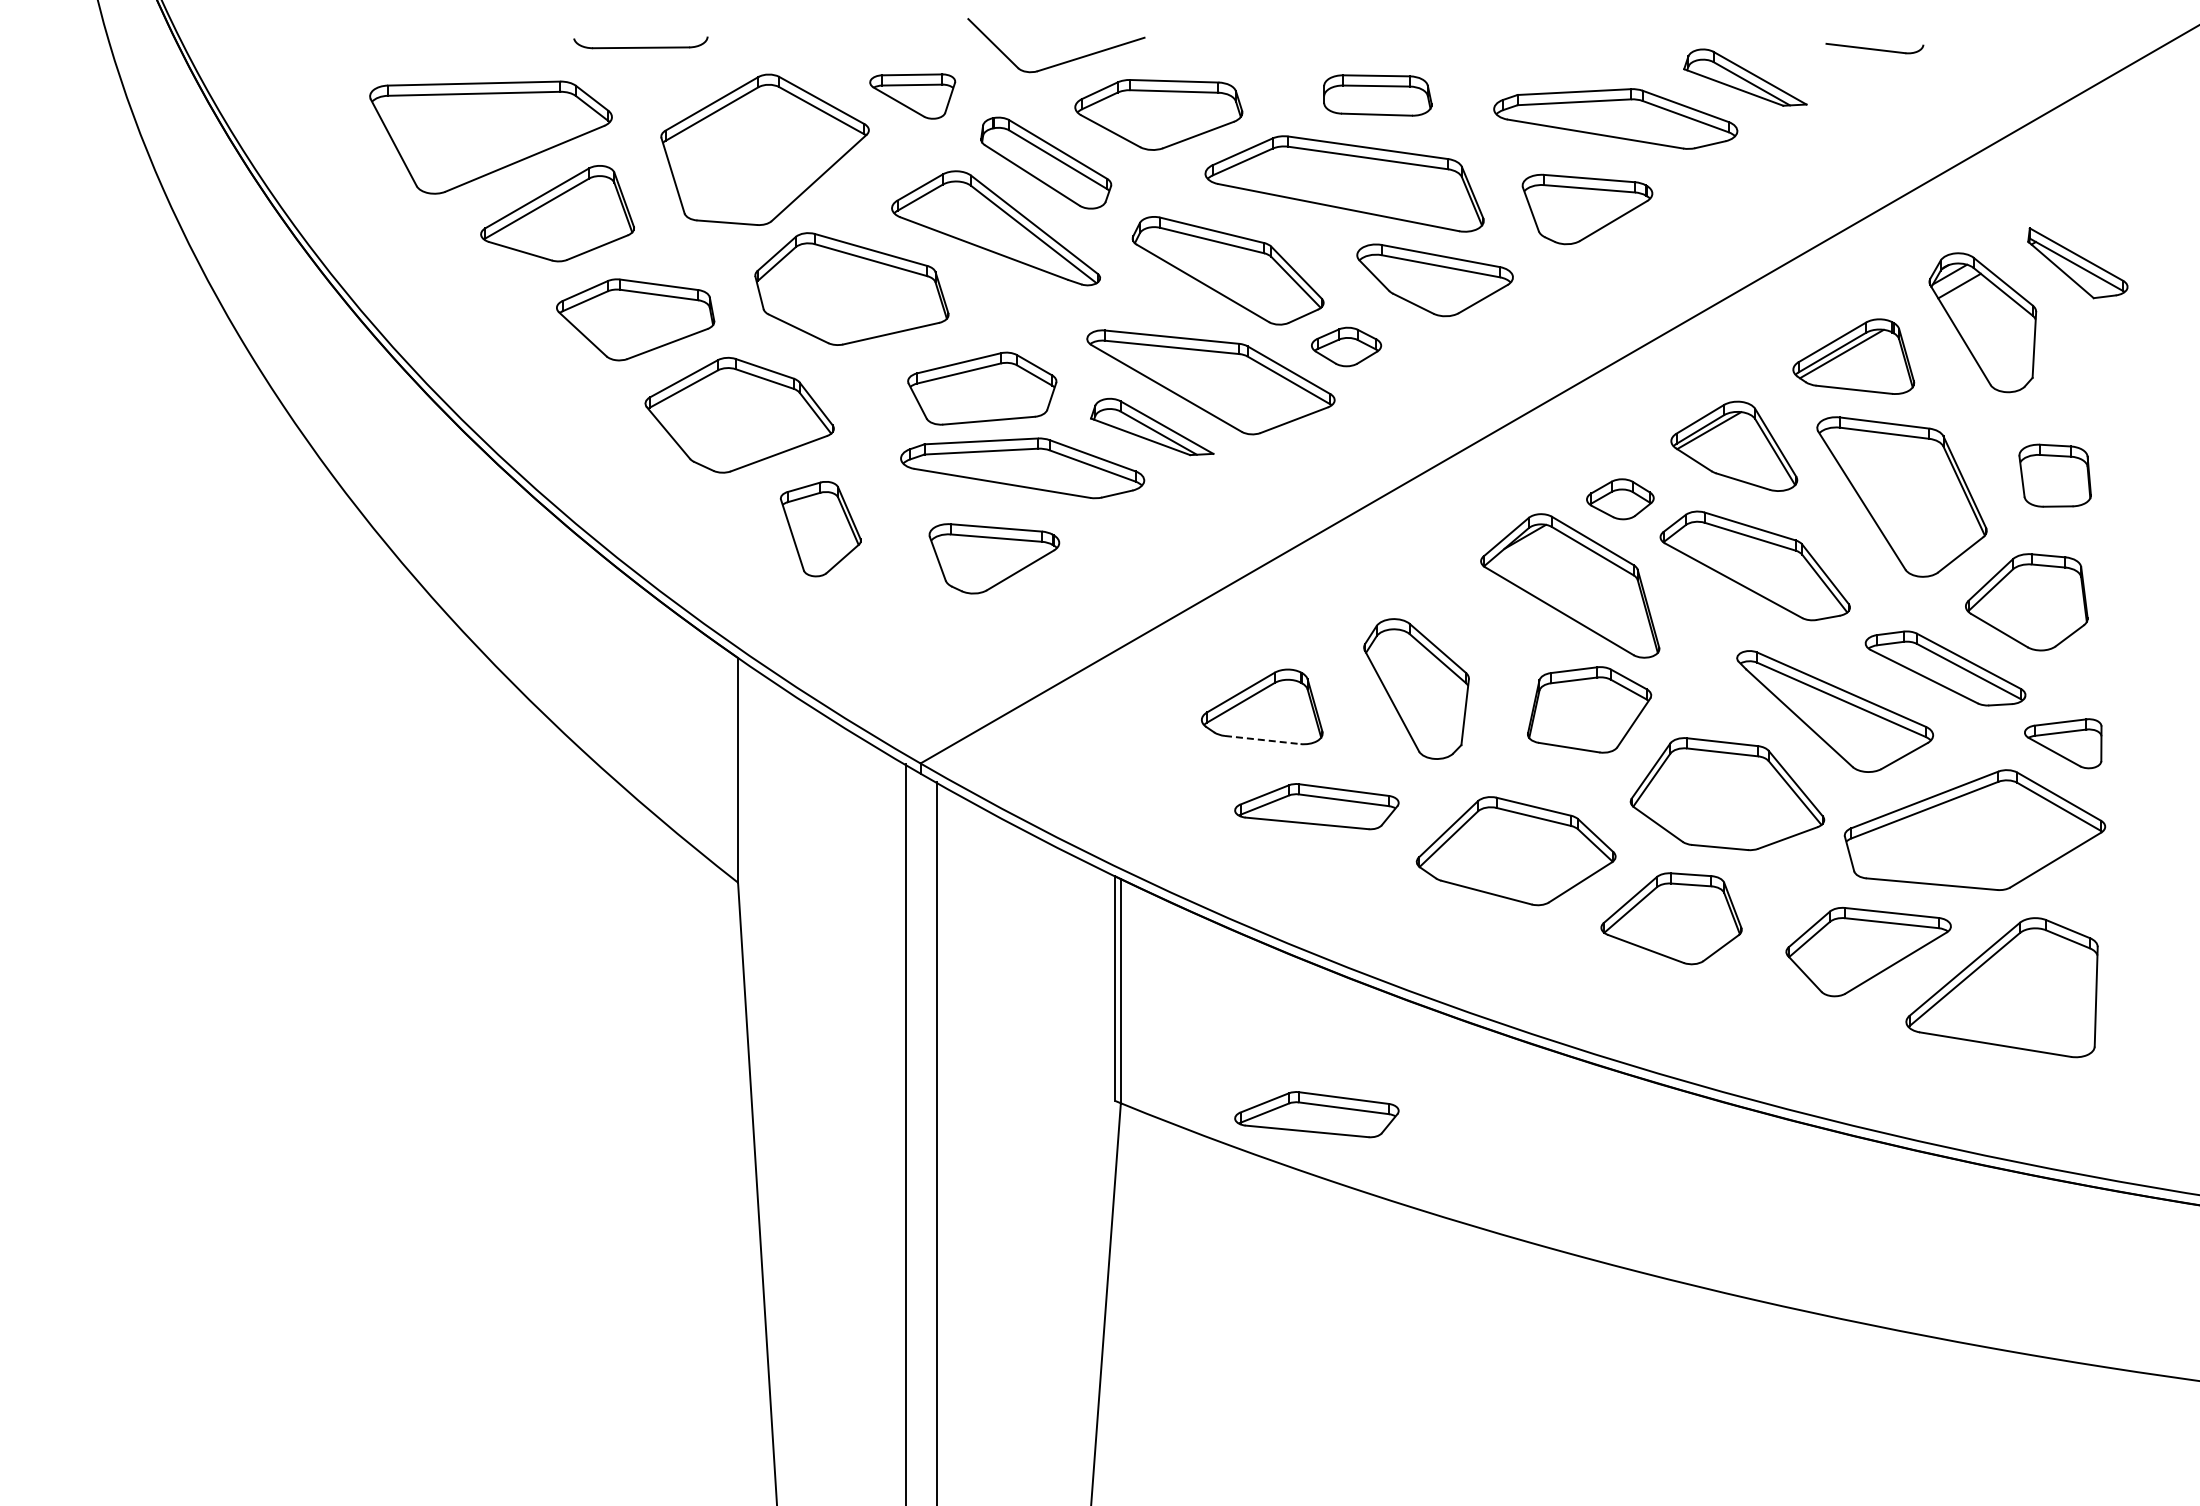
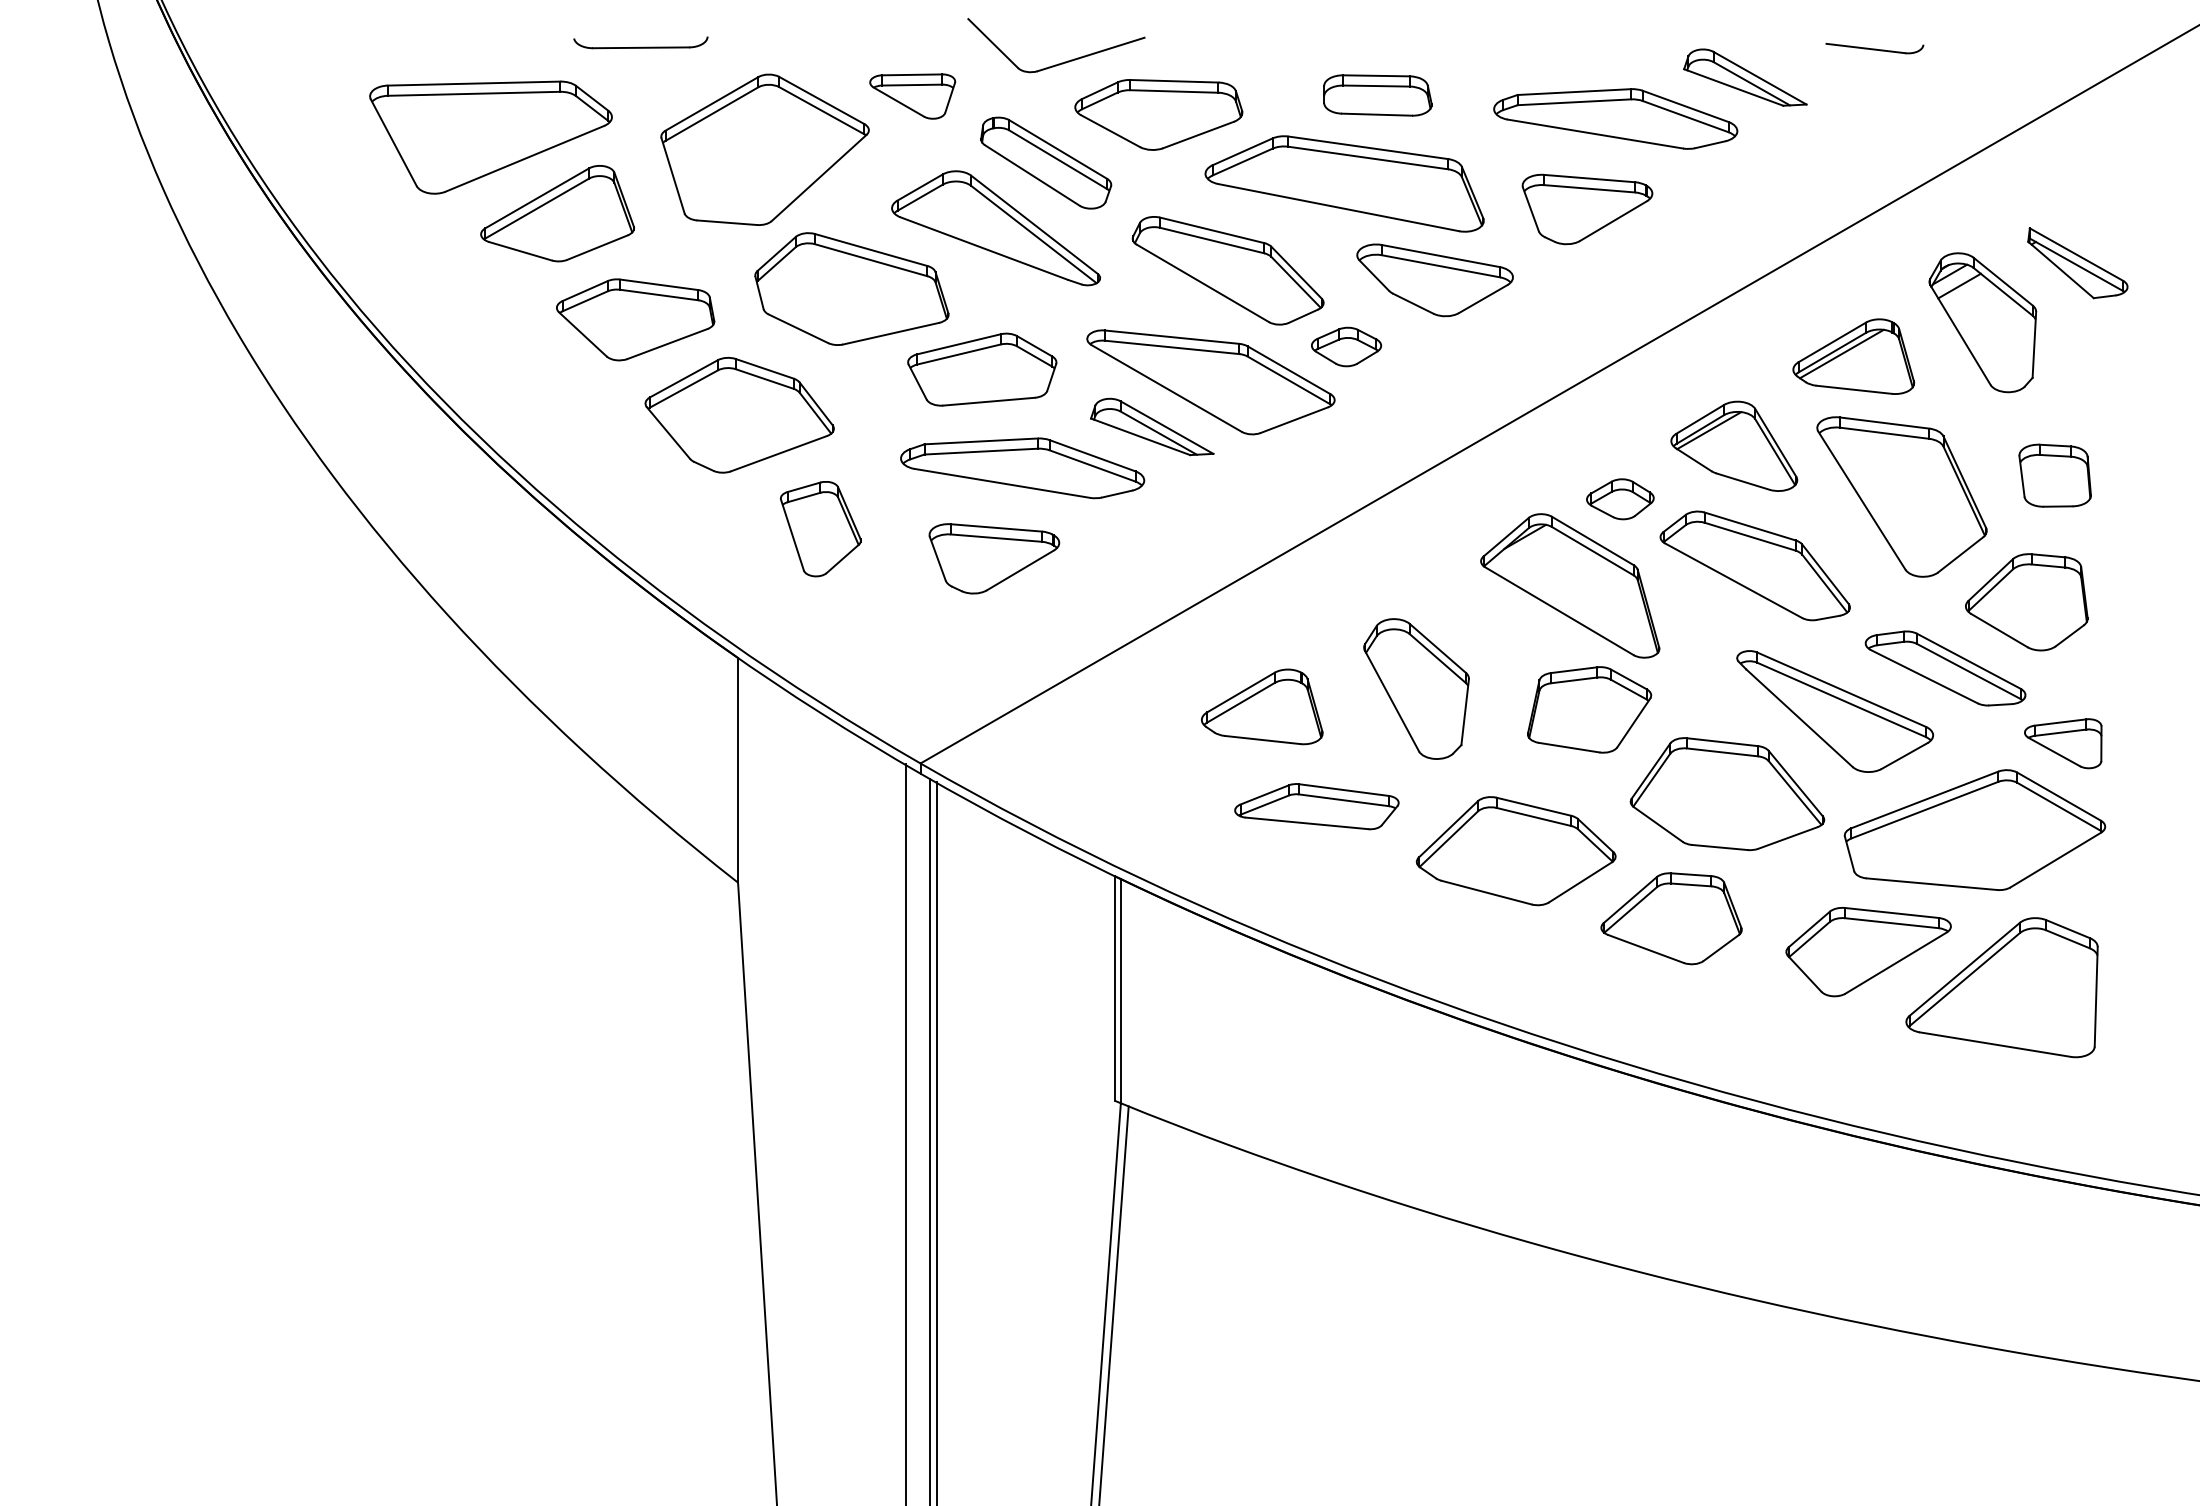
part position: (982, 388) -> (982, 369) (982, 369)
line: dashed -> solid (1262, 740)
part: present -> none (1316, 1114)
line: none -> present (930, 1140)
line: none -> present (1113, 1304)
